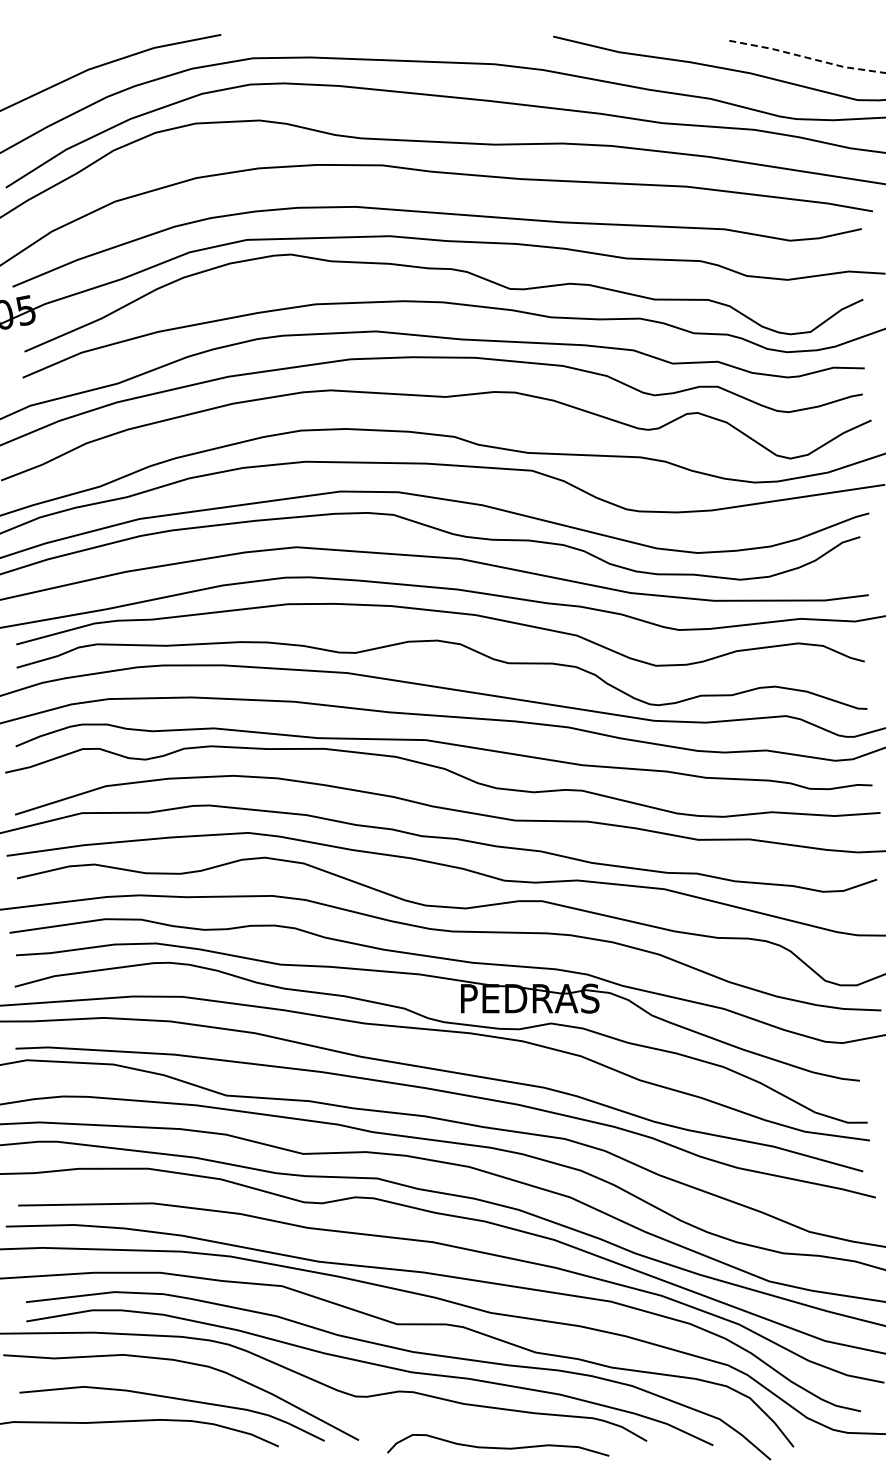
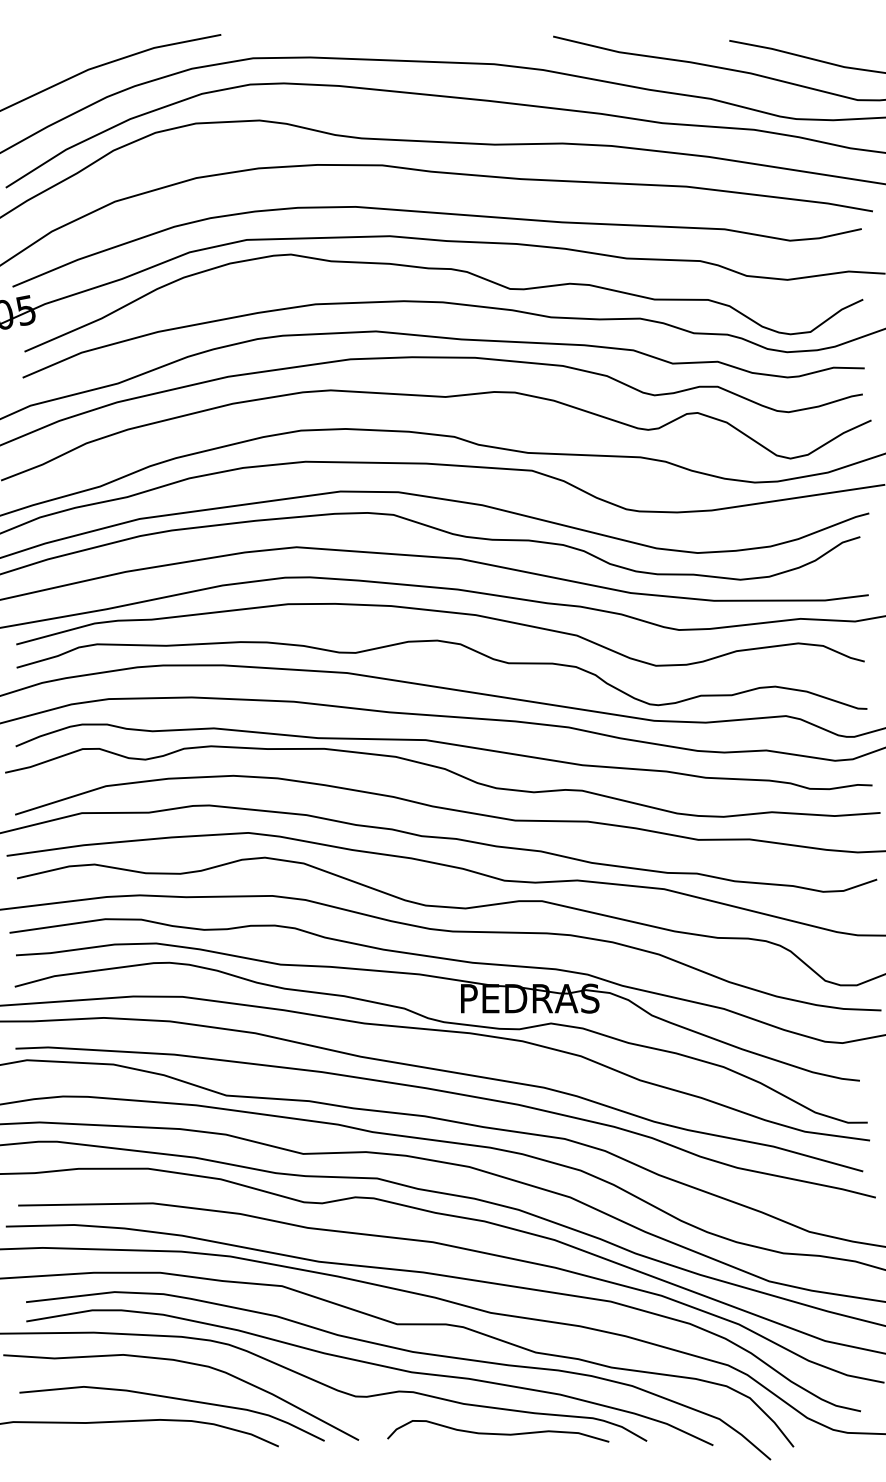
line: dashed -> solid (807, 57)
curve position: (498, 1447) -> (498, 1433) (498, 1433)
